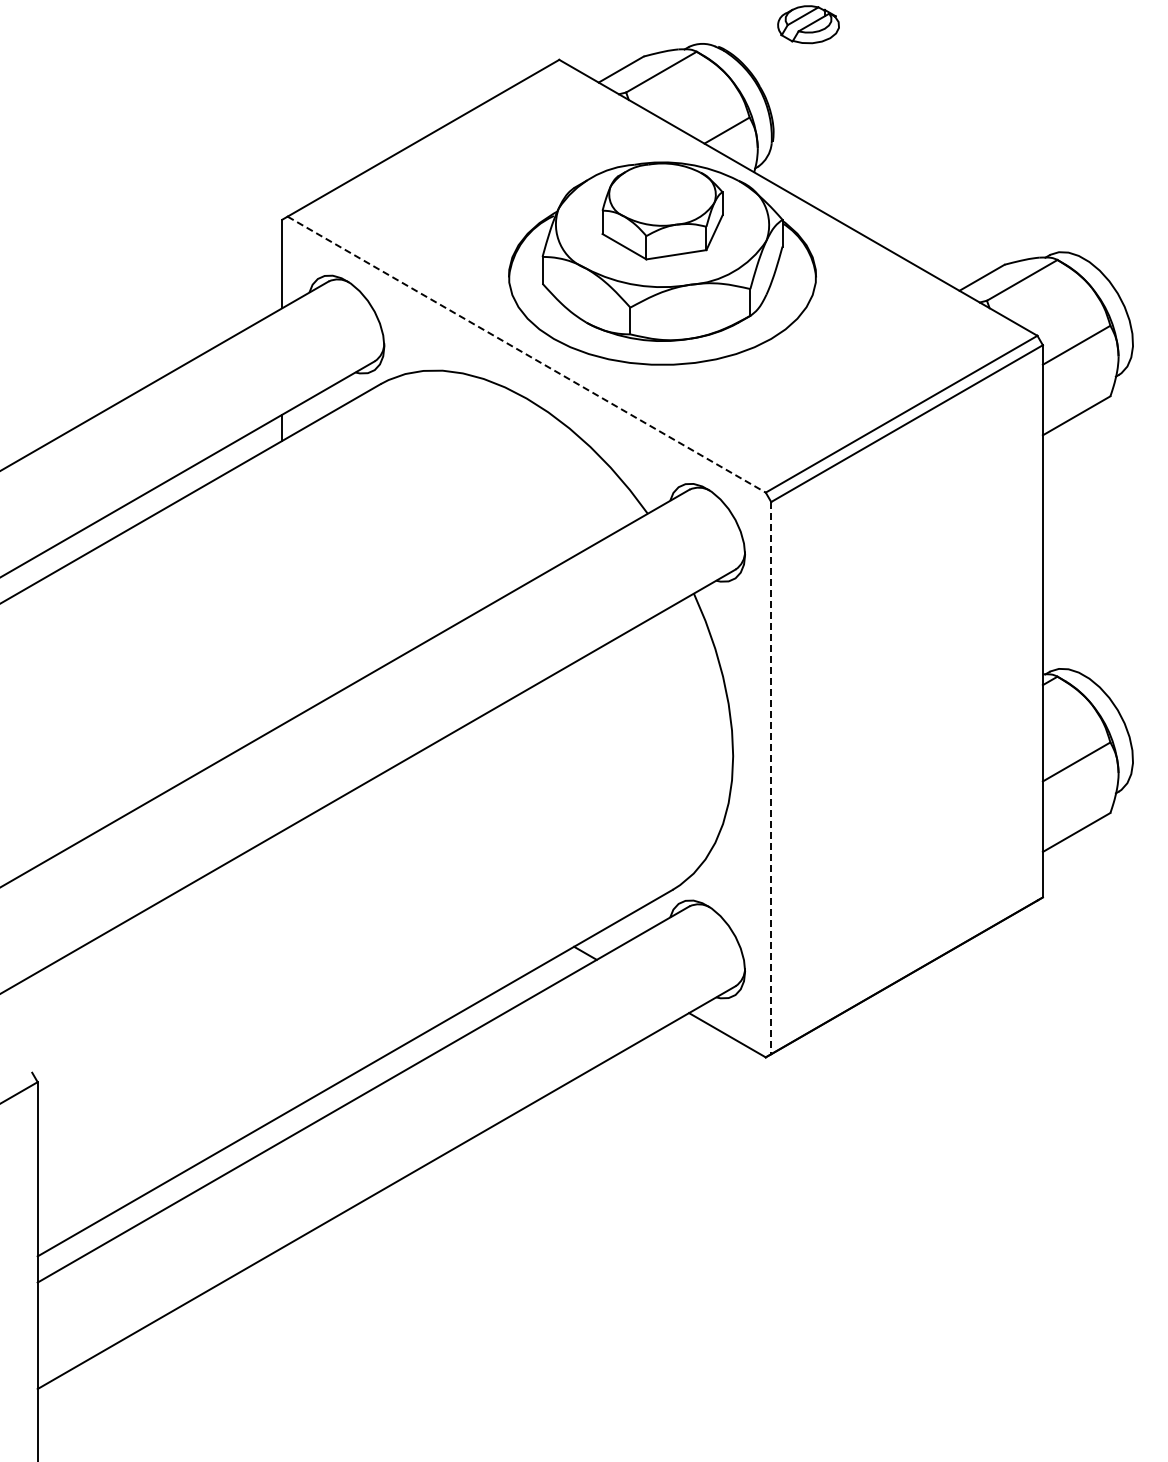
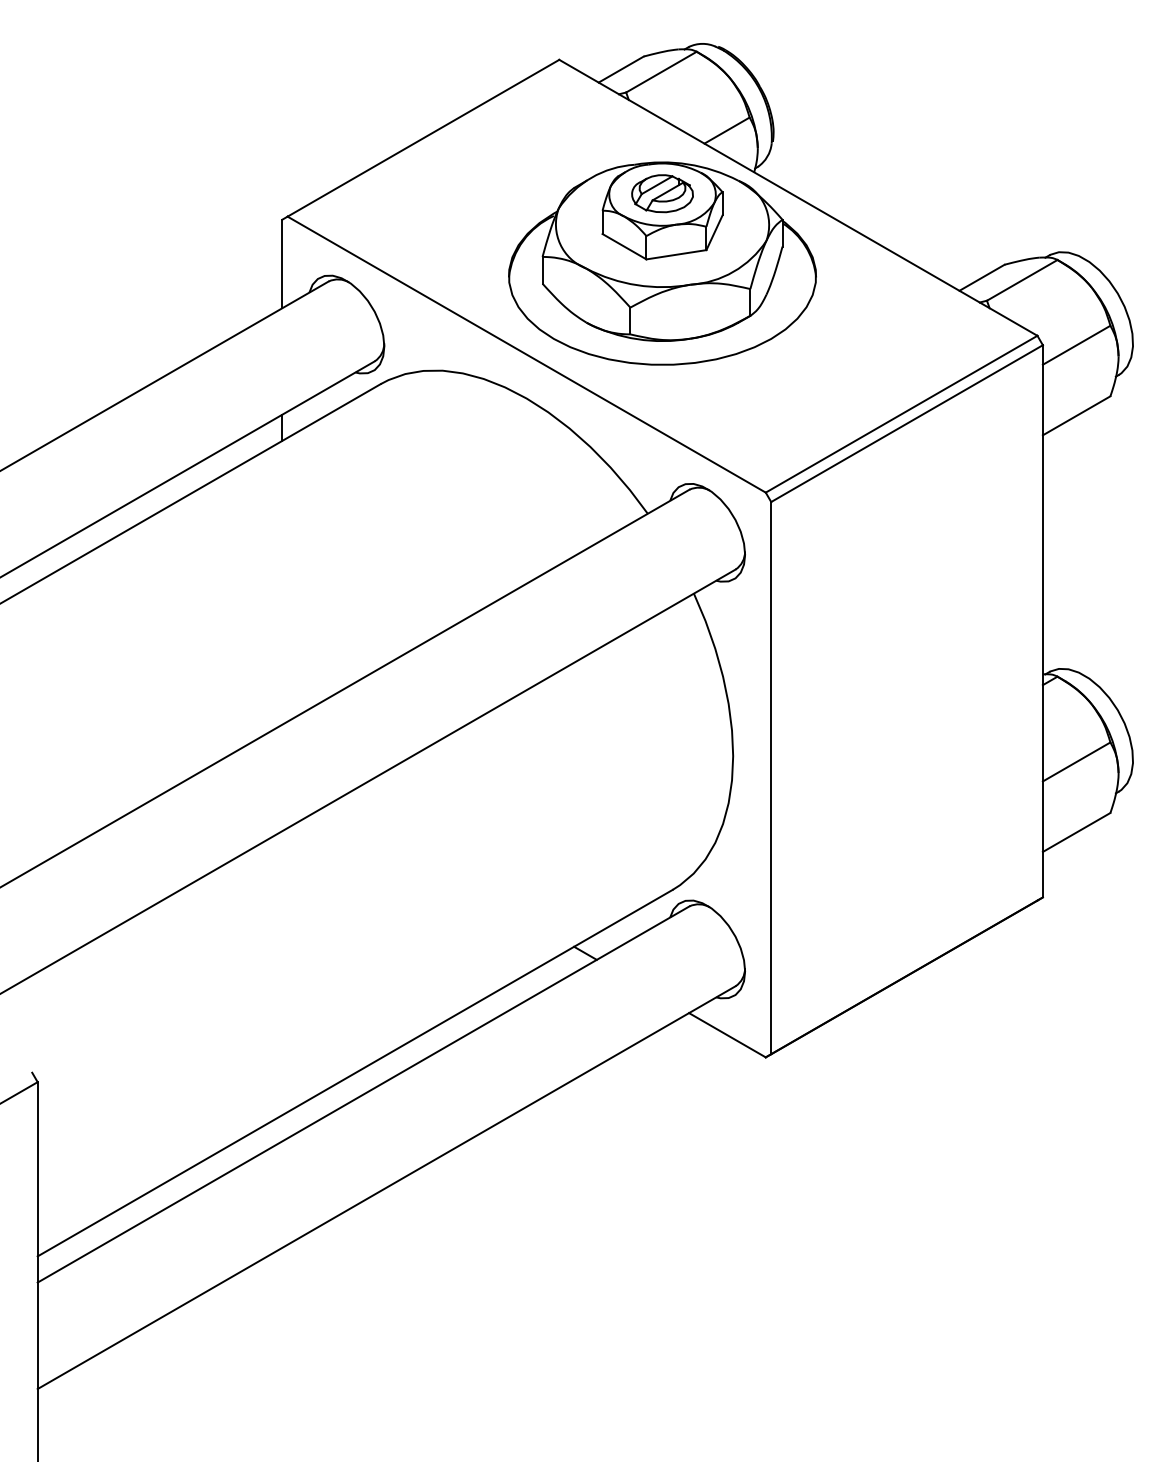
part position: (808, 24) -> (662, 193) (662, 193)
line: dashed -> solid (527, 354)
line: dashed -> solid (771, 778)
